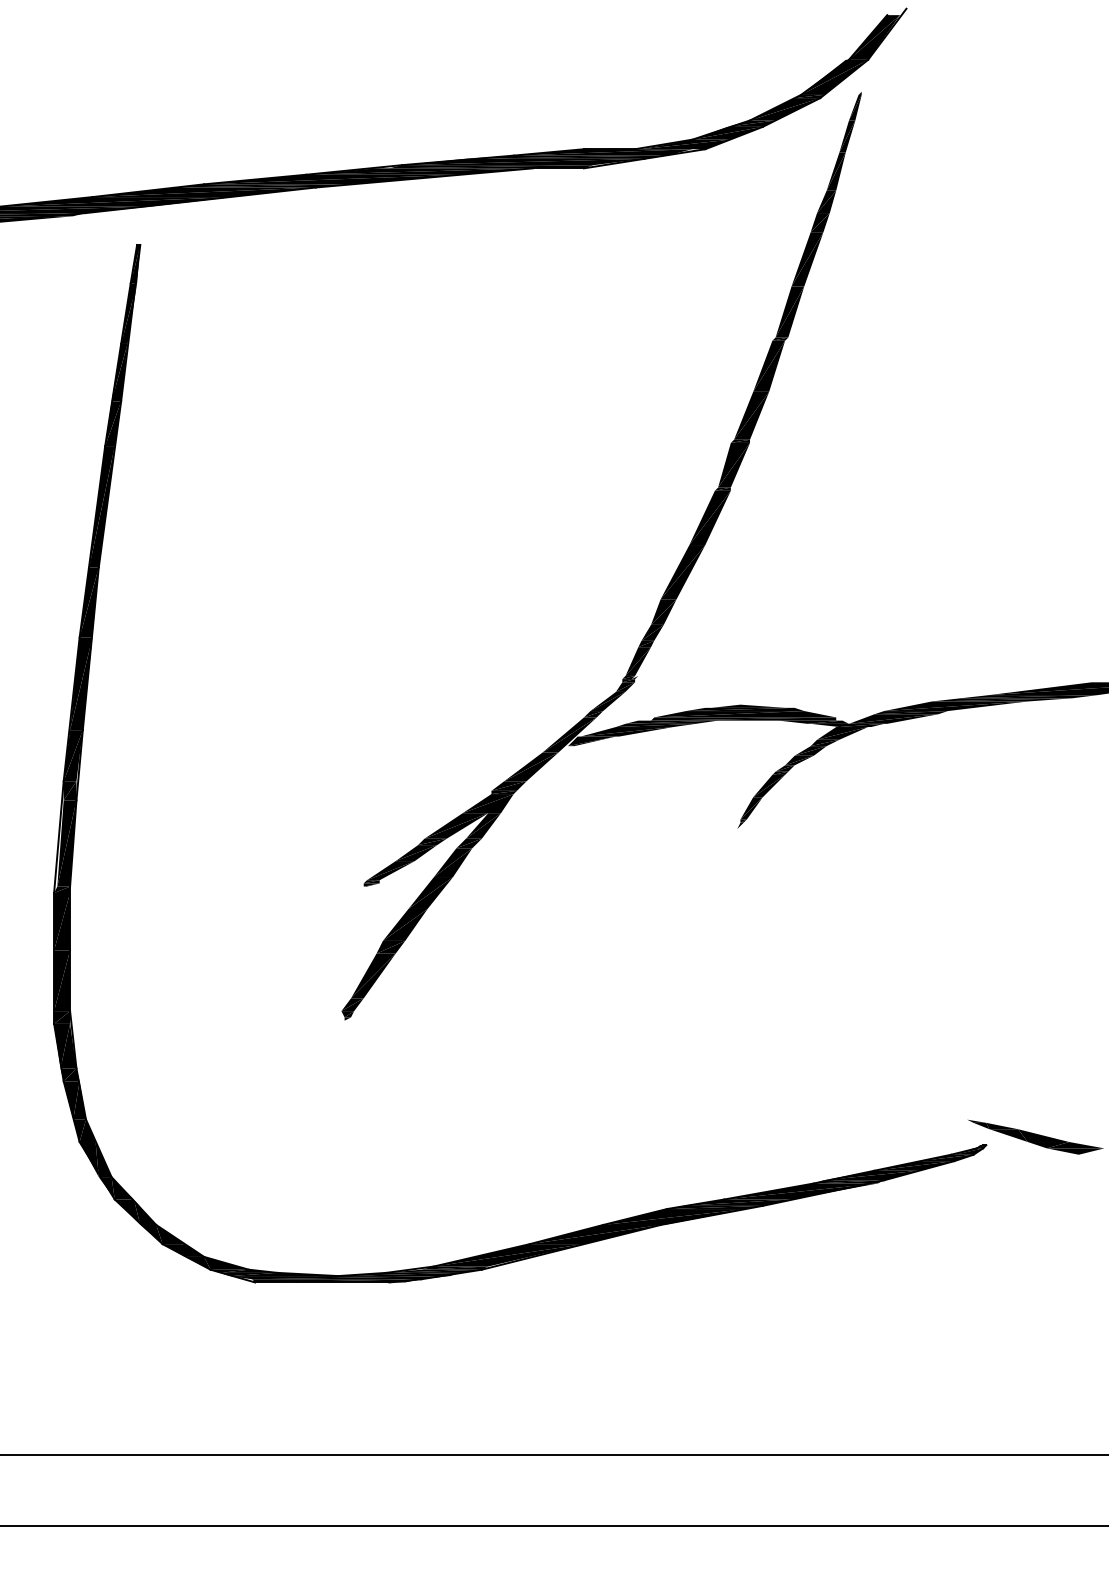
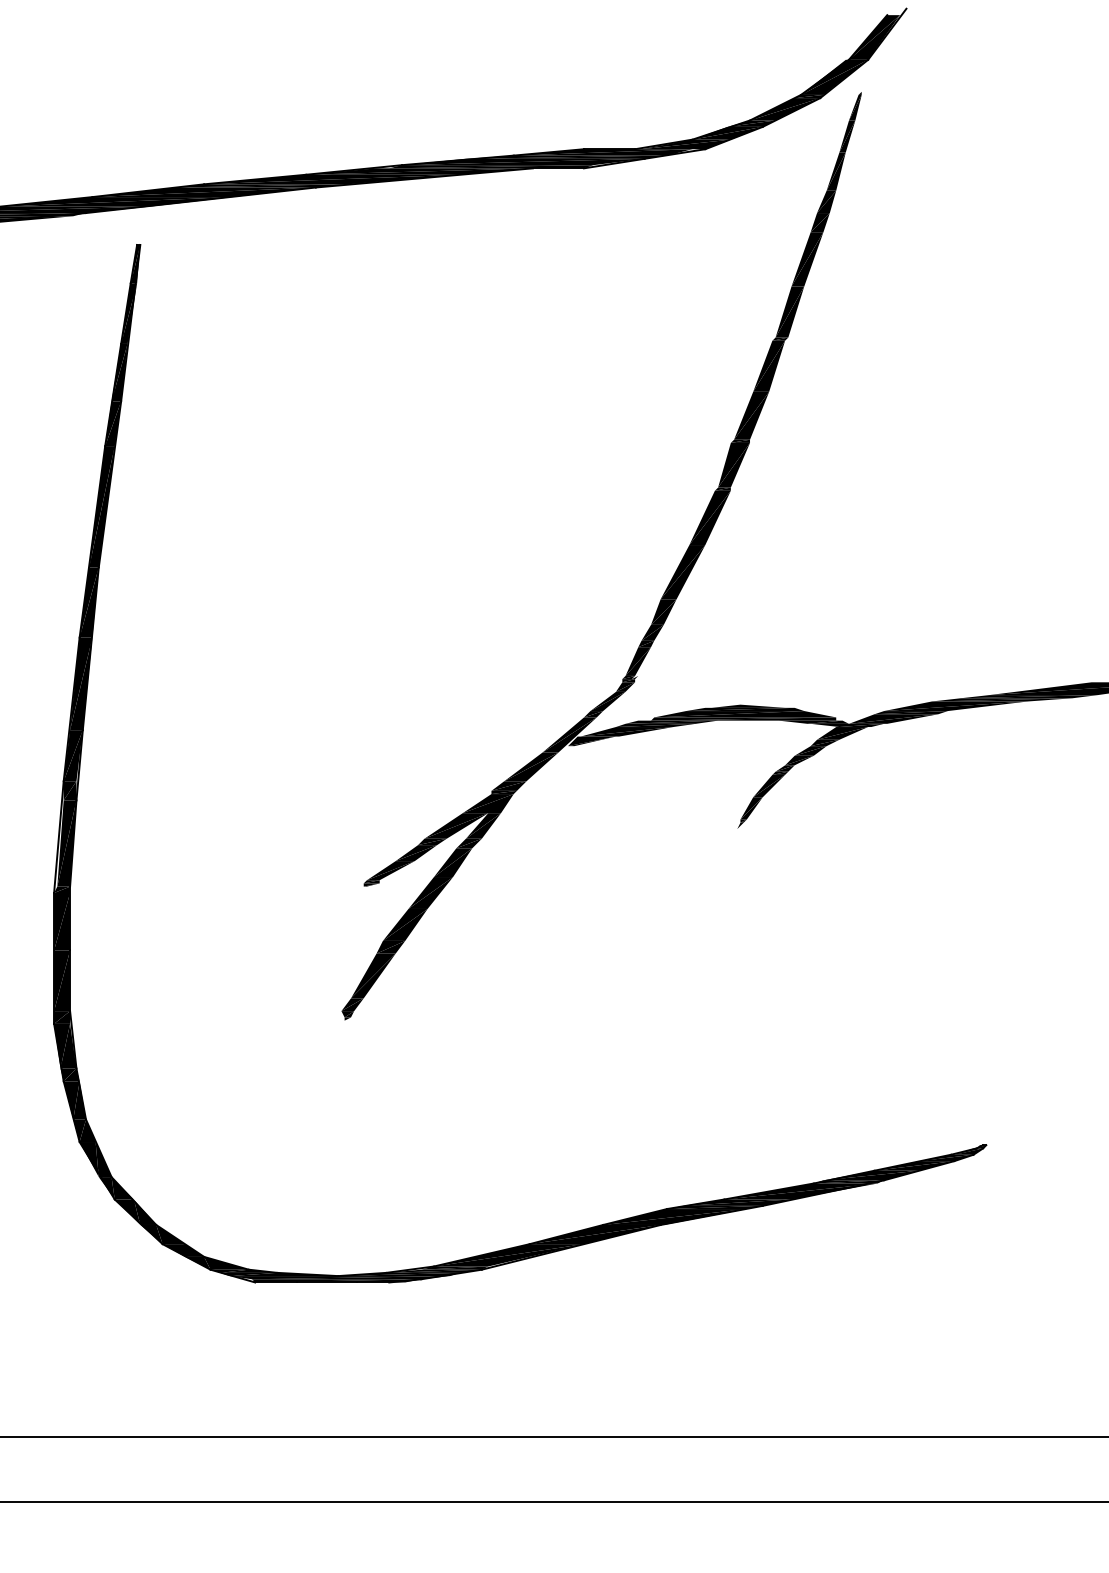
part: present -> none (1035, 1136)
line position: (553, 1454) -> (553, 1436) (553, 1436)
line position: (553, 1525) -> (553, 1501) (553, 1501)
